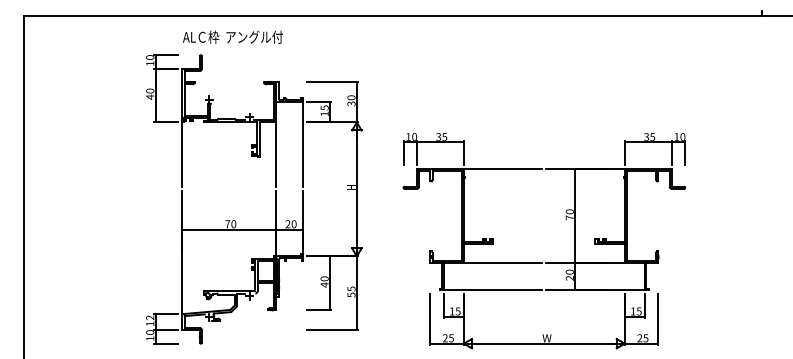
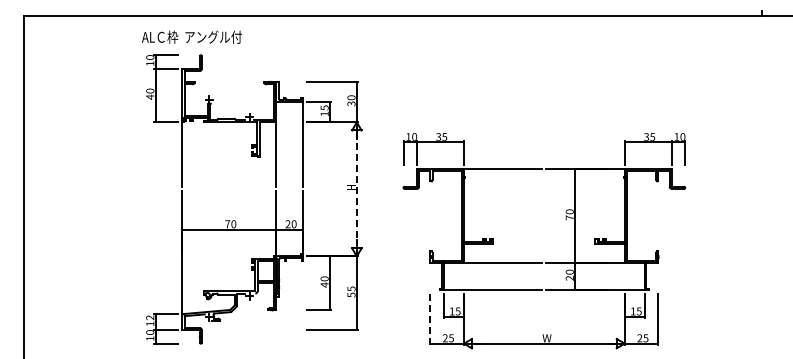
text position: (232, 36) -> (191, 36) (191, 36)
line: solid -> dashed (356, 189)
line: solid -> dashed (430, 320)
